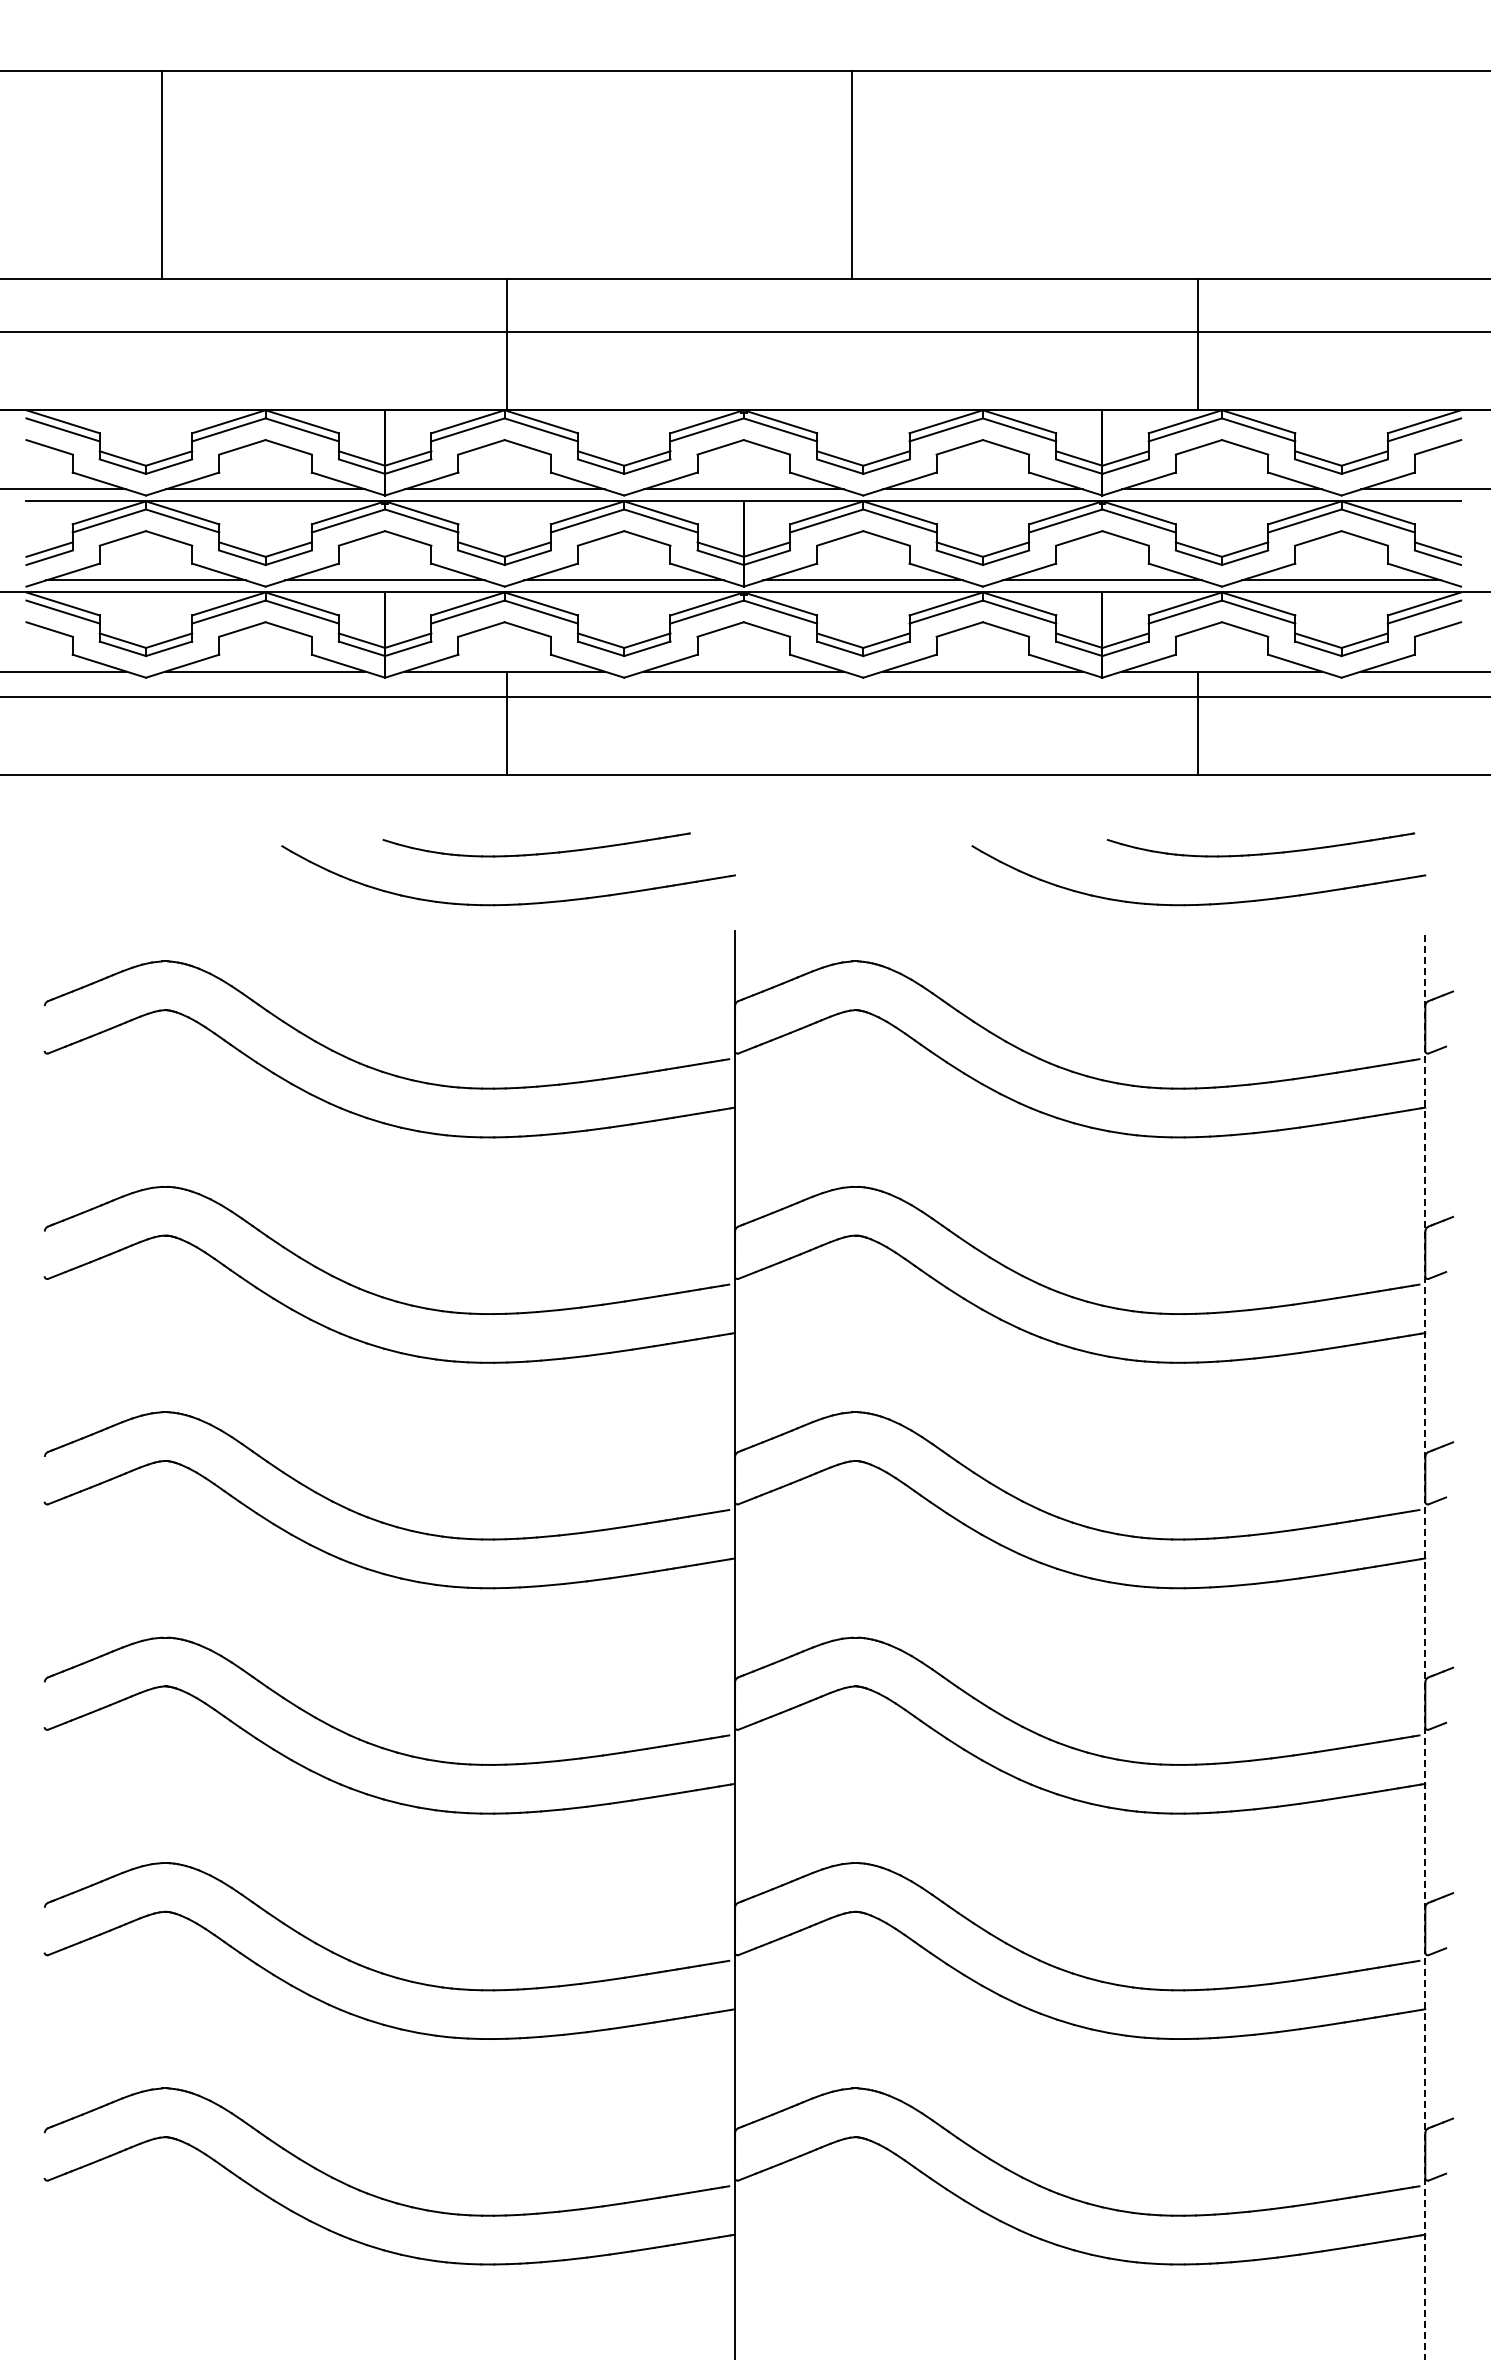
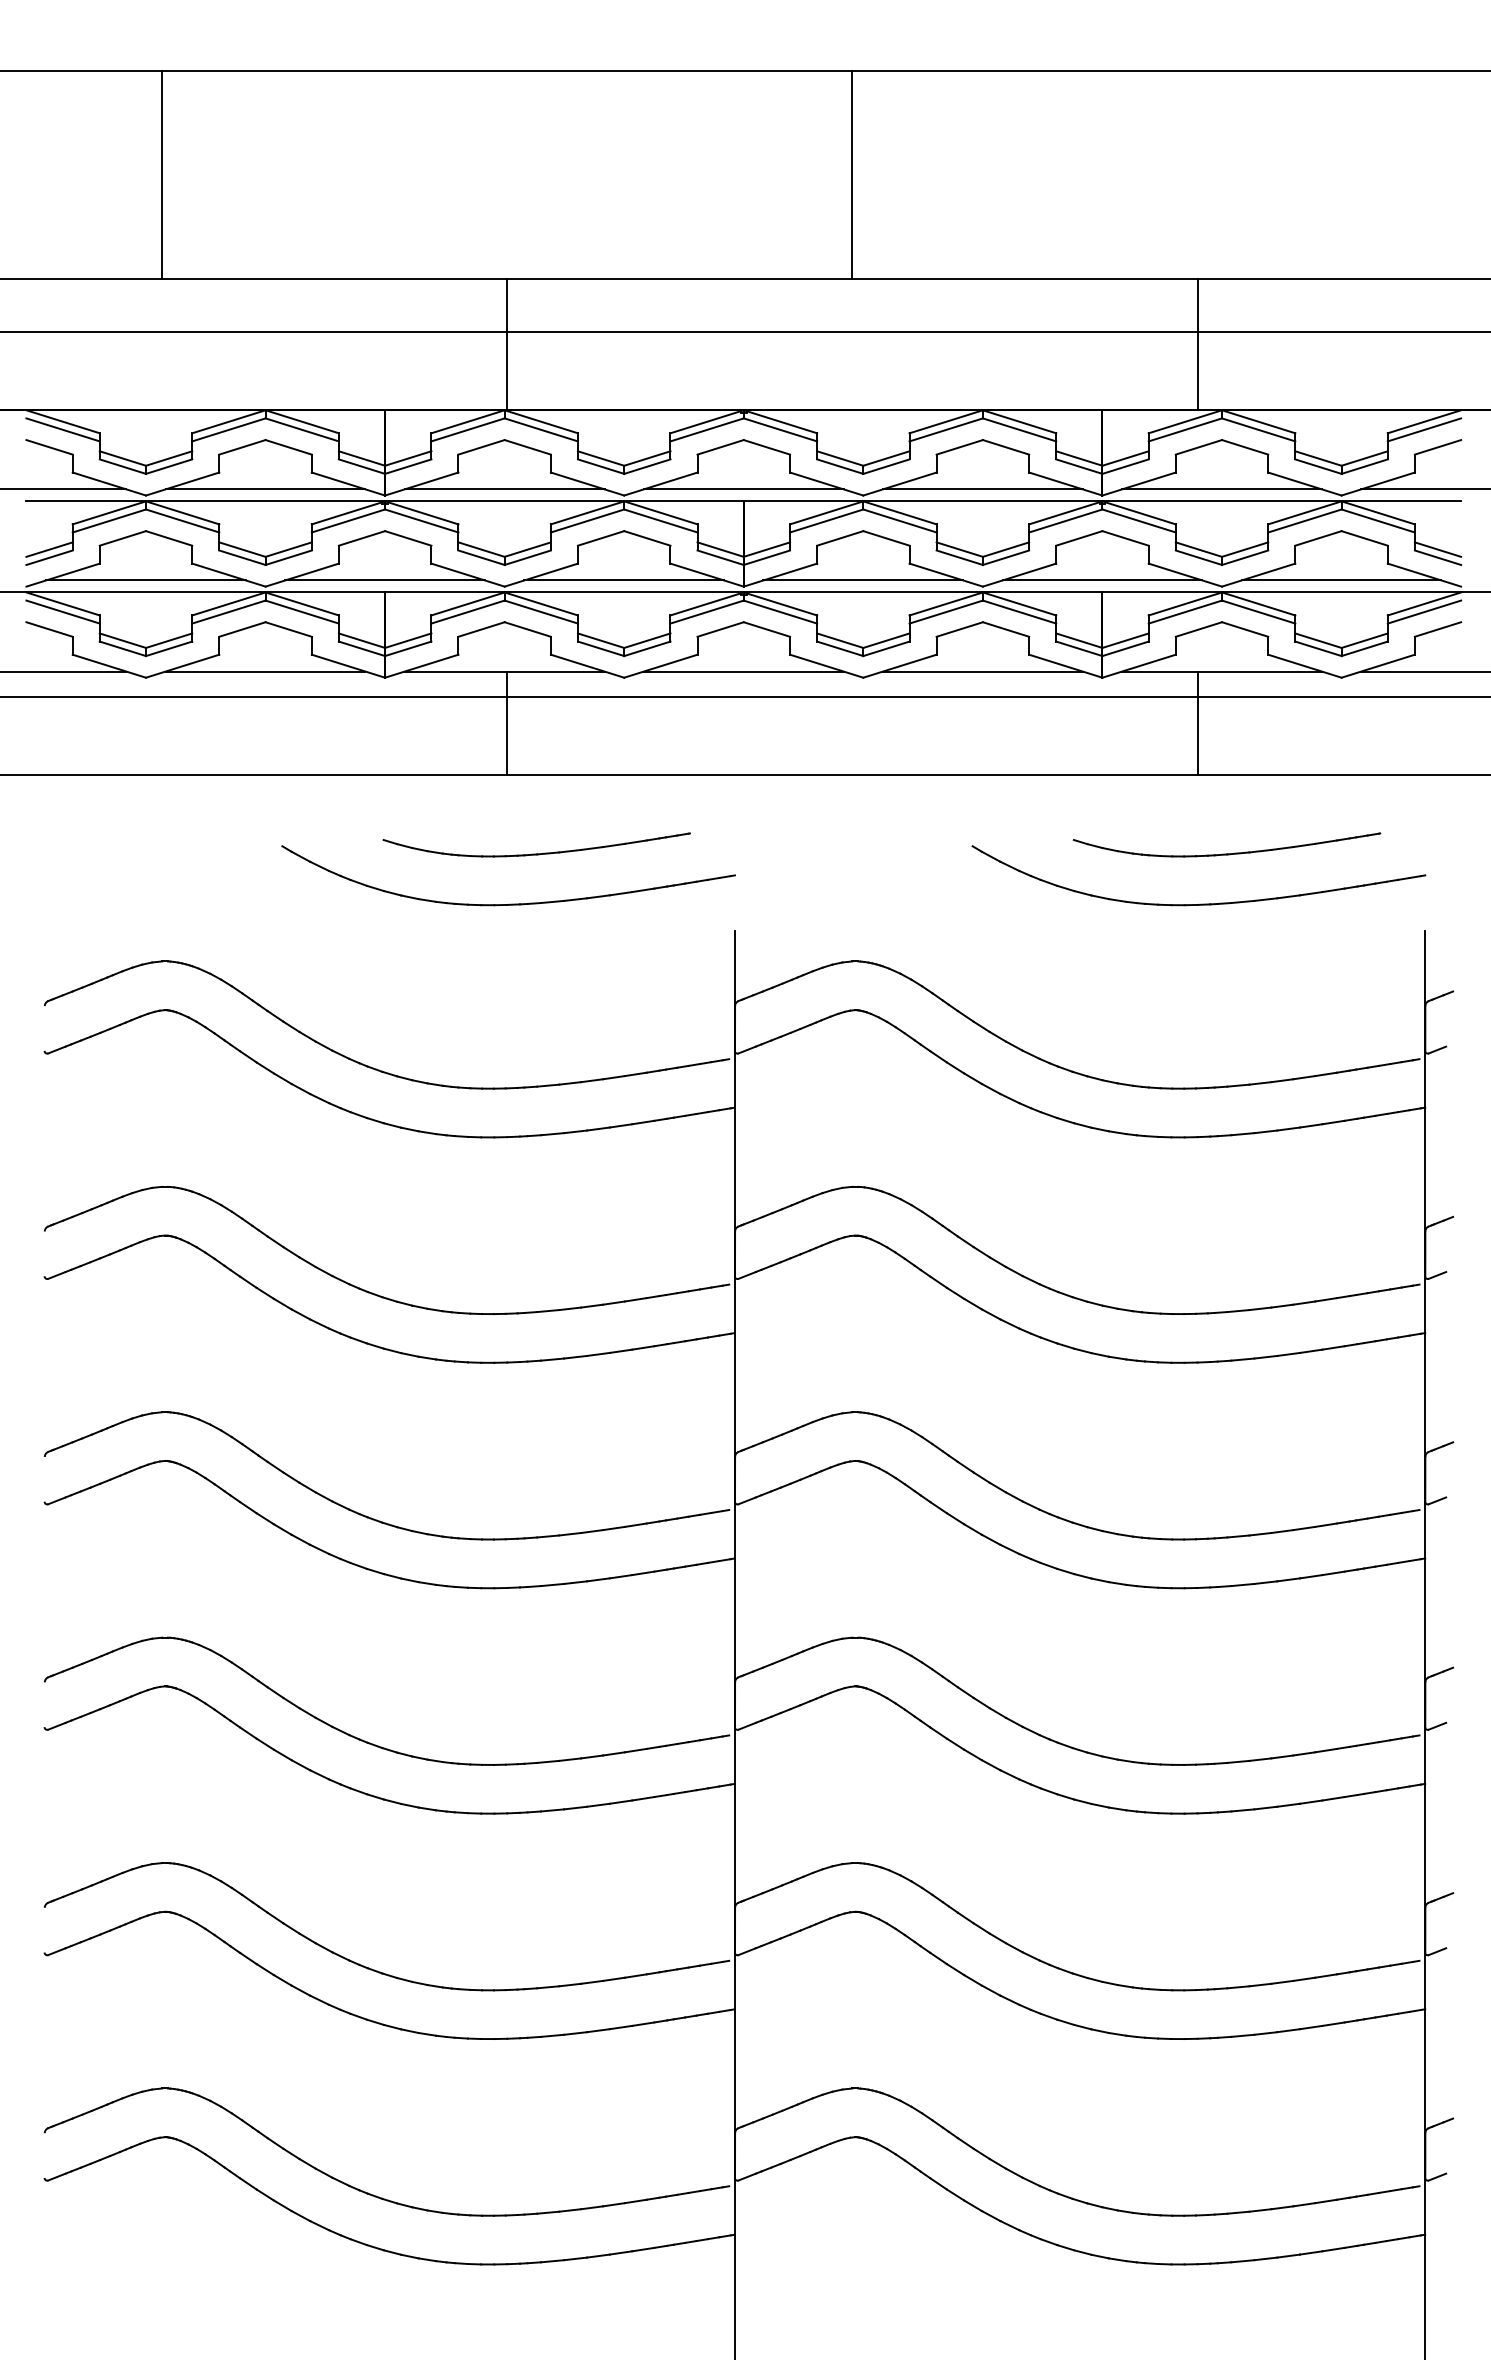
part position: (1260, 853) -> (1226, 853) (1226, 853)
line: dashed -> solid (1425, 1644)
